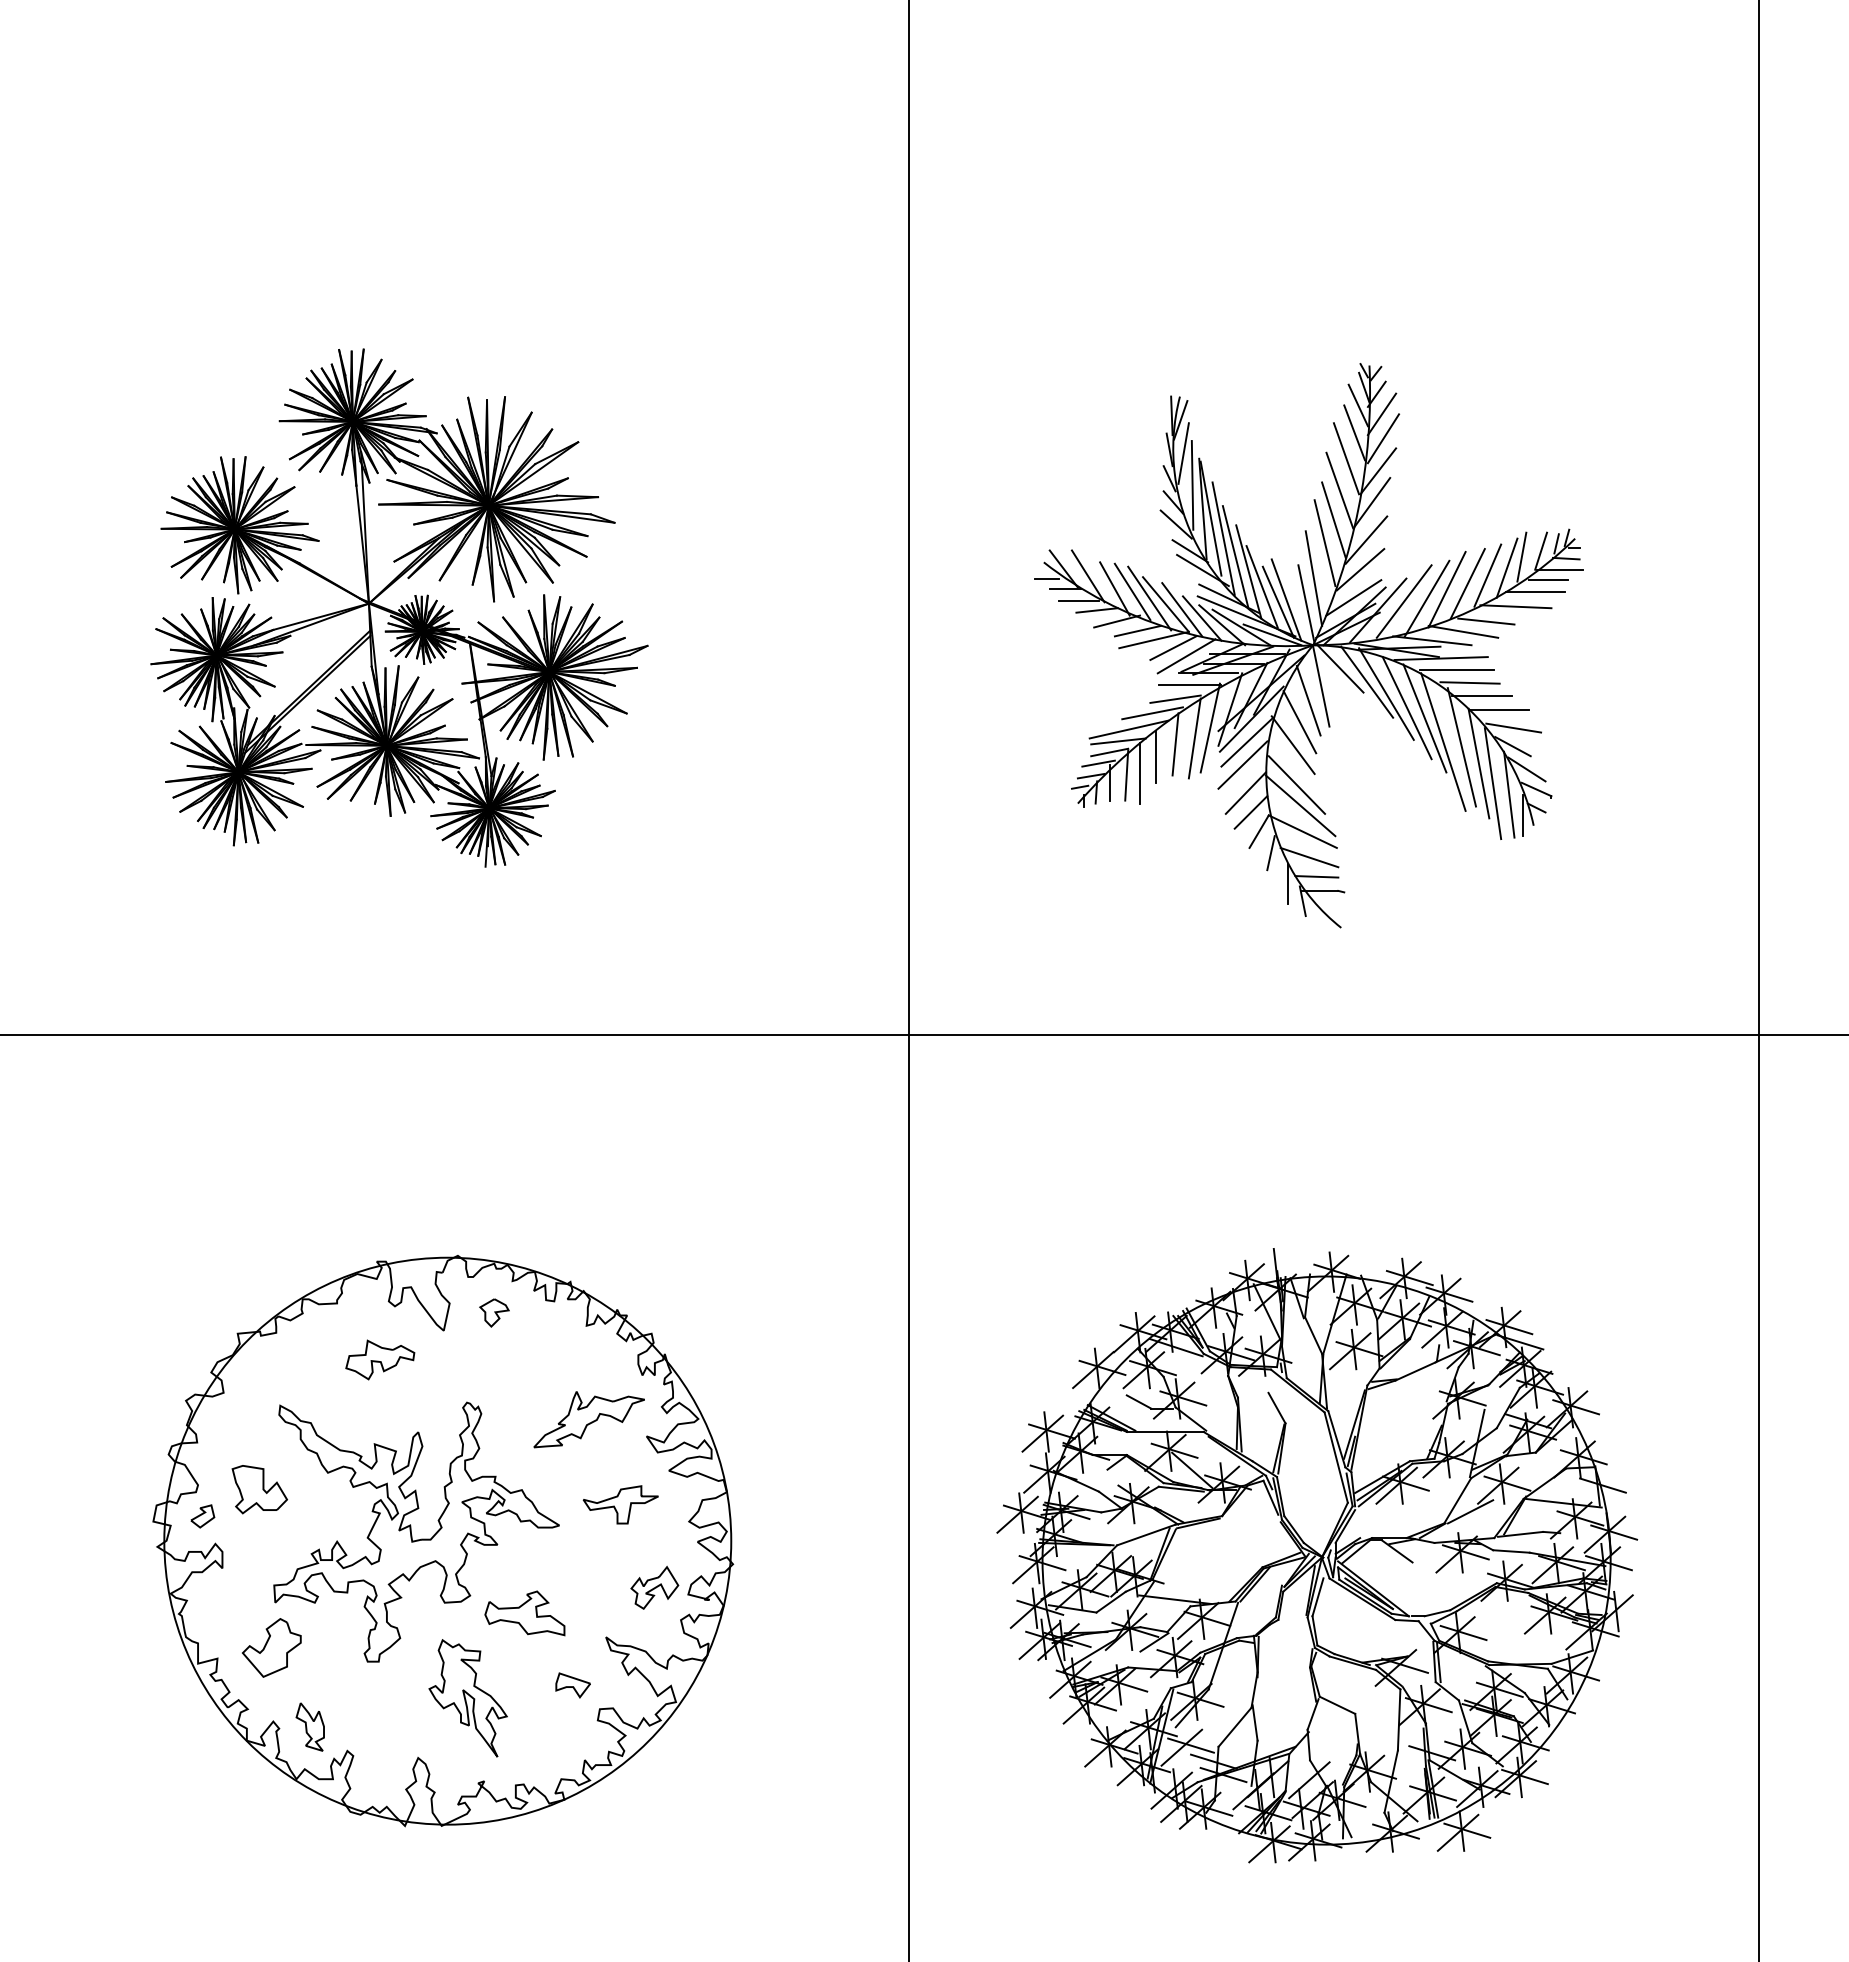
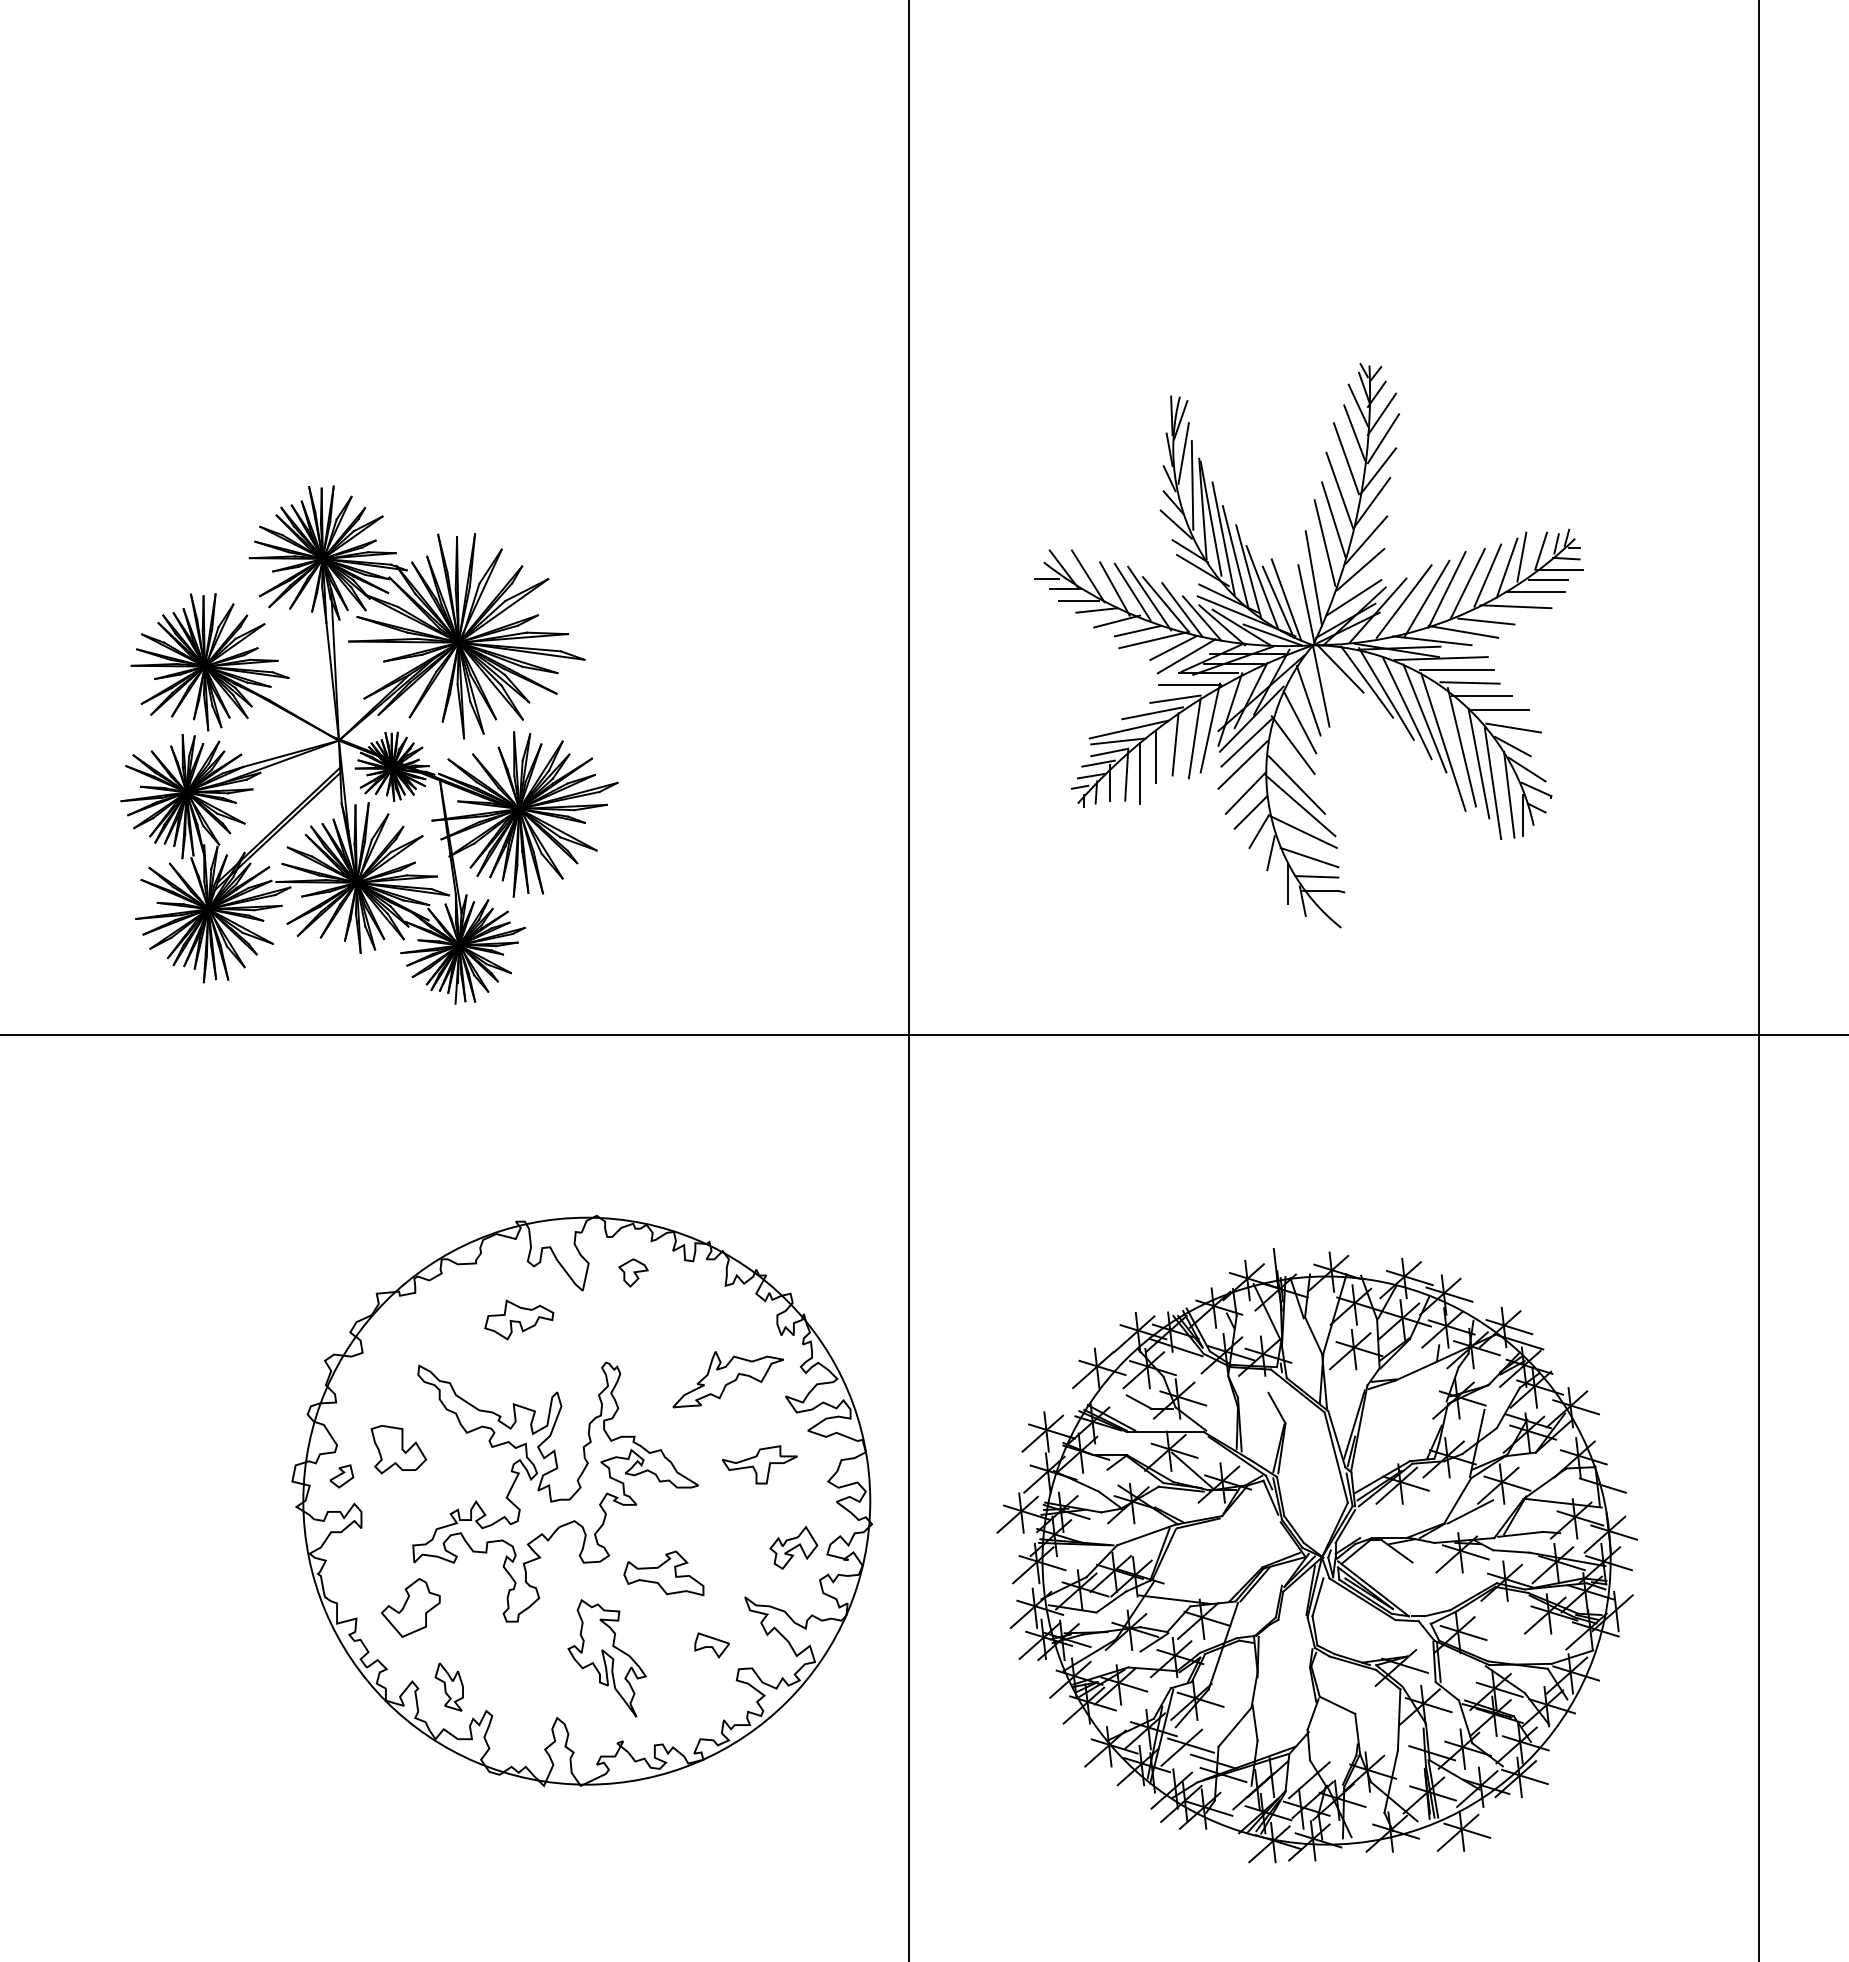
part position: (399, 607) -> (369, 744) (369, 744)
part position: (443, 1541) -> (582, 1501) (582, 1501)
